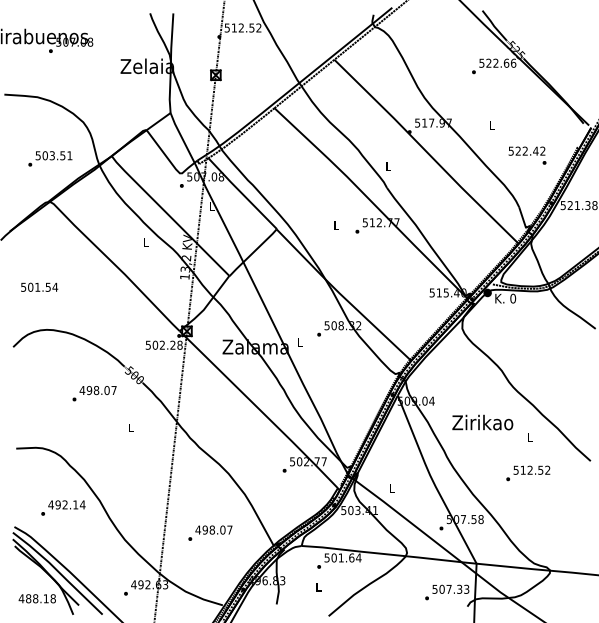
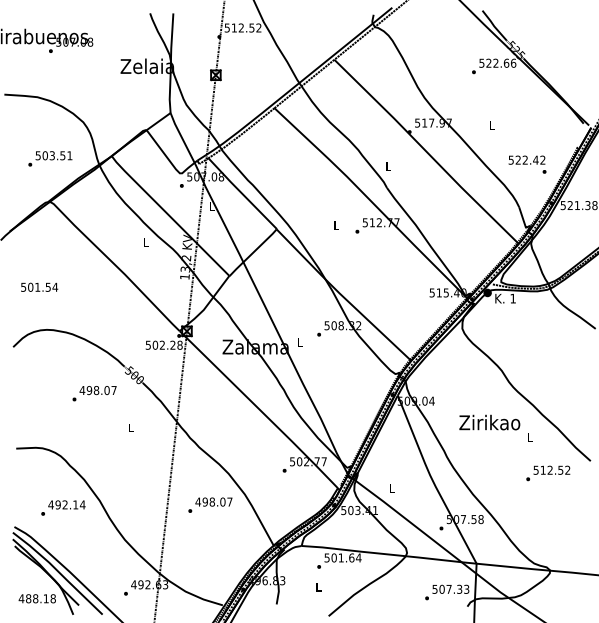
text position: (527, 155) -> (527, 164) (527, 164)
text: 0 -> 1 (513, 298)
text position: (482, 422) -> (489, 422) (489, 422)
text position: (528, 473) -> (548, 473) (548, 473)
text position: (210, 532) -> (210, 504) (210, 504)
